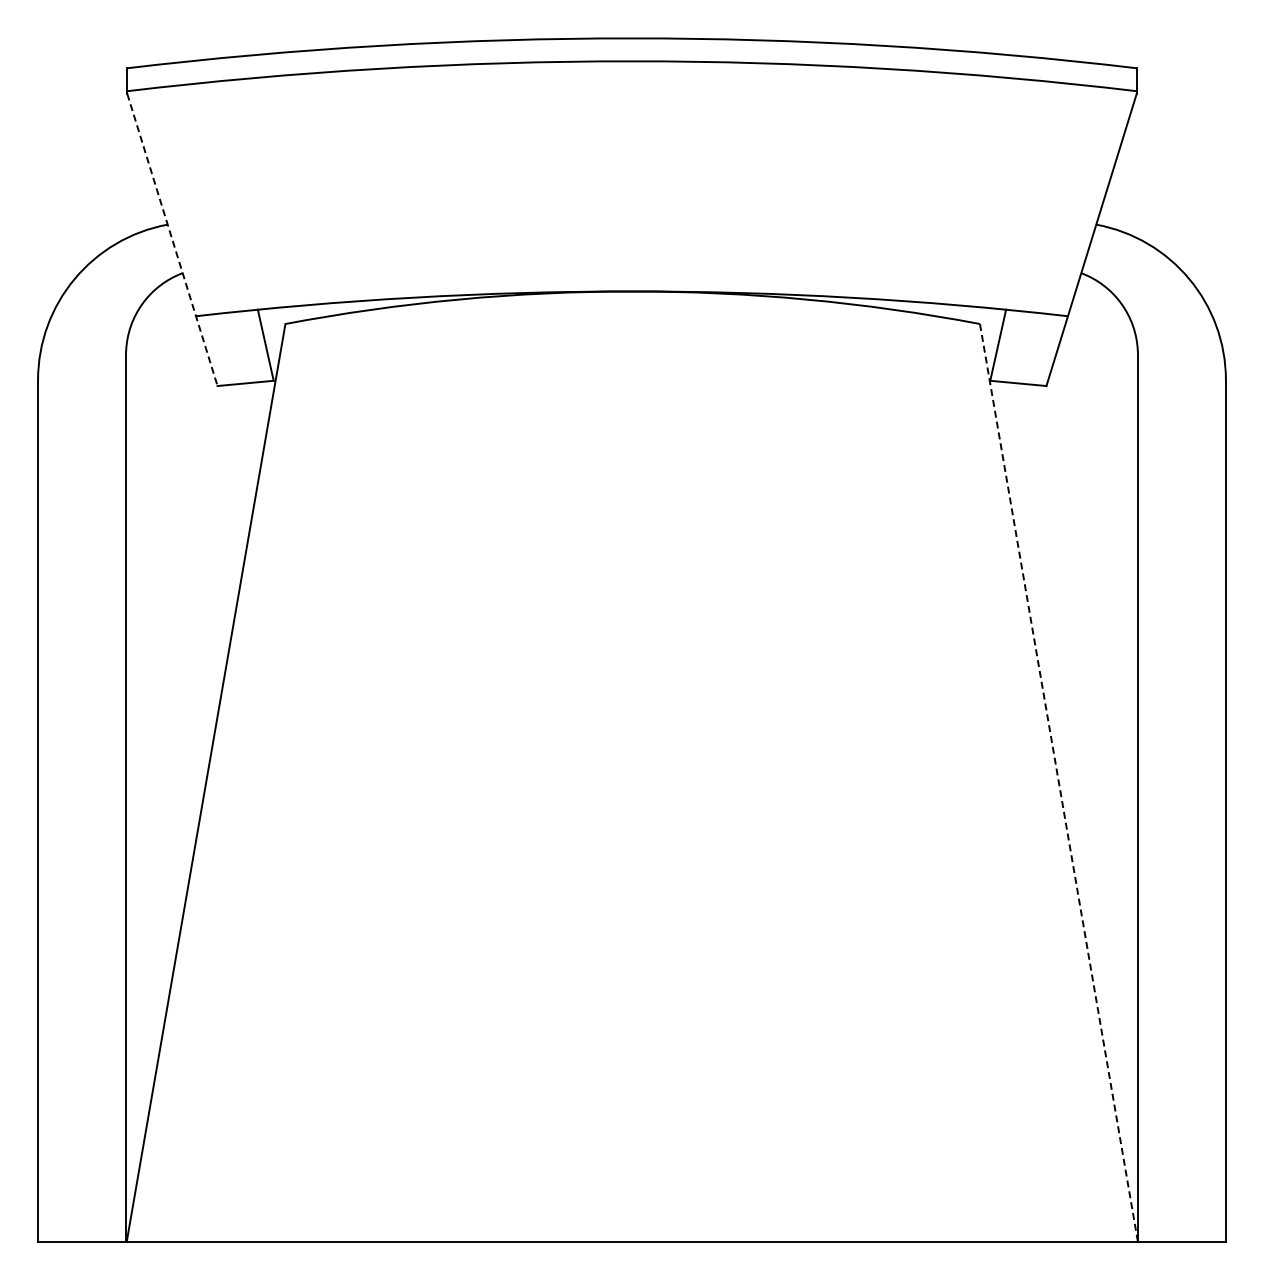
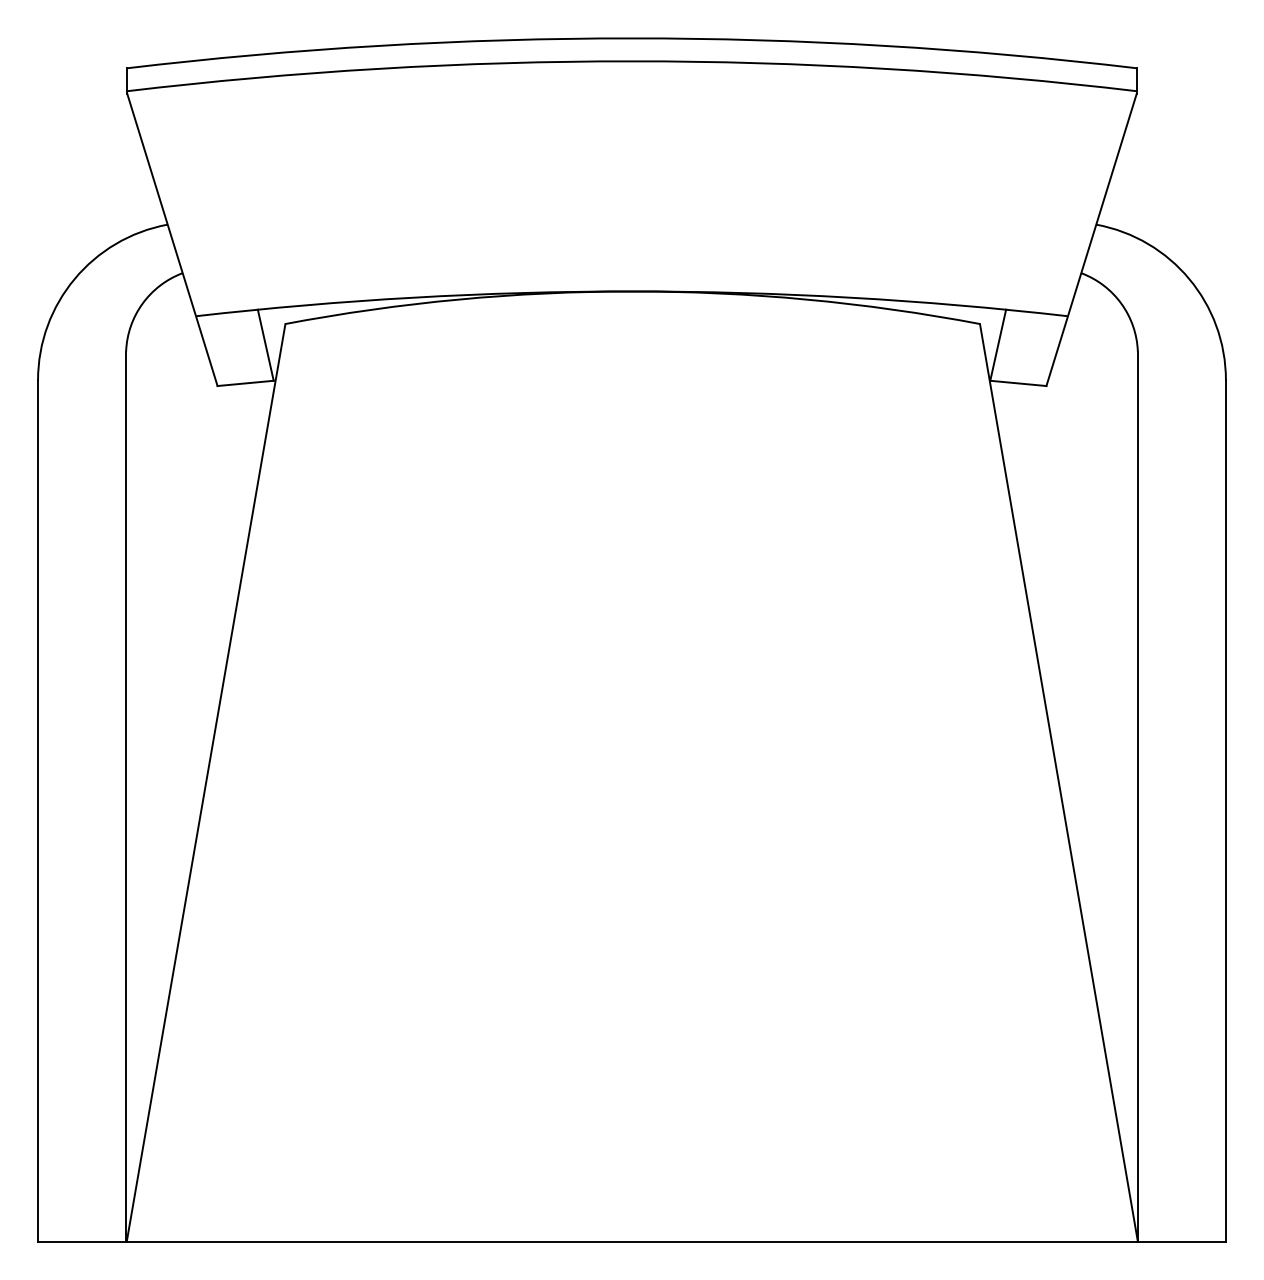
line: dashed -> solid (172, 239)
line: dashed -> solid (1058, 782)
